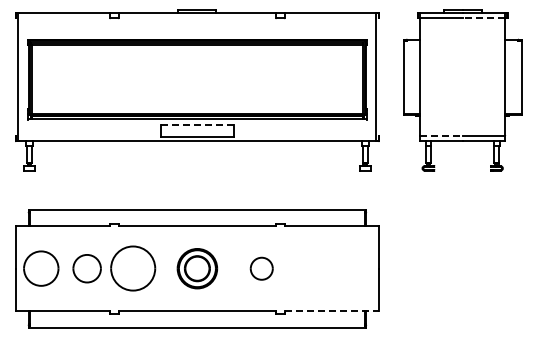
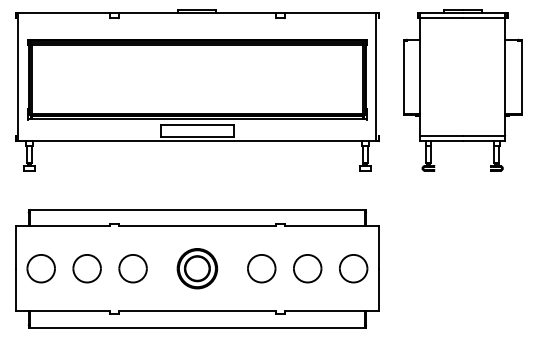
line: dashed -> solid (483, 18)
line: dashed -> solid (197, 124)
line: dashed -> solid (442, 135)
part size: 37x37 px -> 30x30 px (40, 268)
part size: 47x47 px -> 30x30 px (132, 268)
part size: 25x25 px -> 30x30 px (261, 268)
part: none -> present (307, 268)
part: none -> present (353, 268)
line: dashed -> solid (331, 311)
